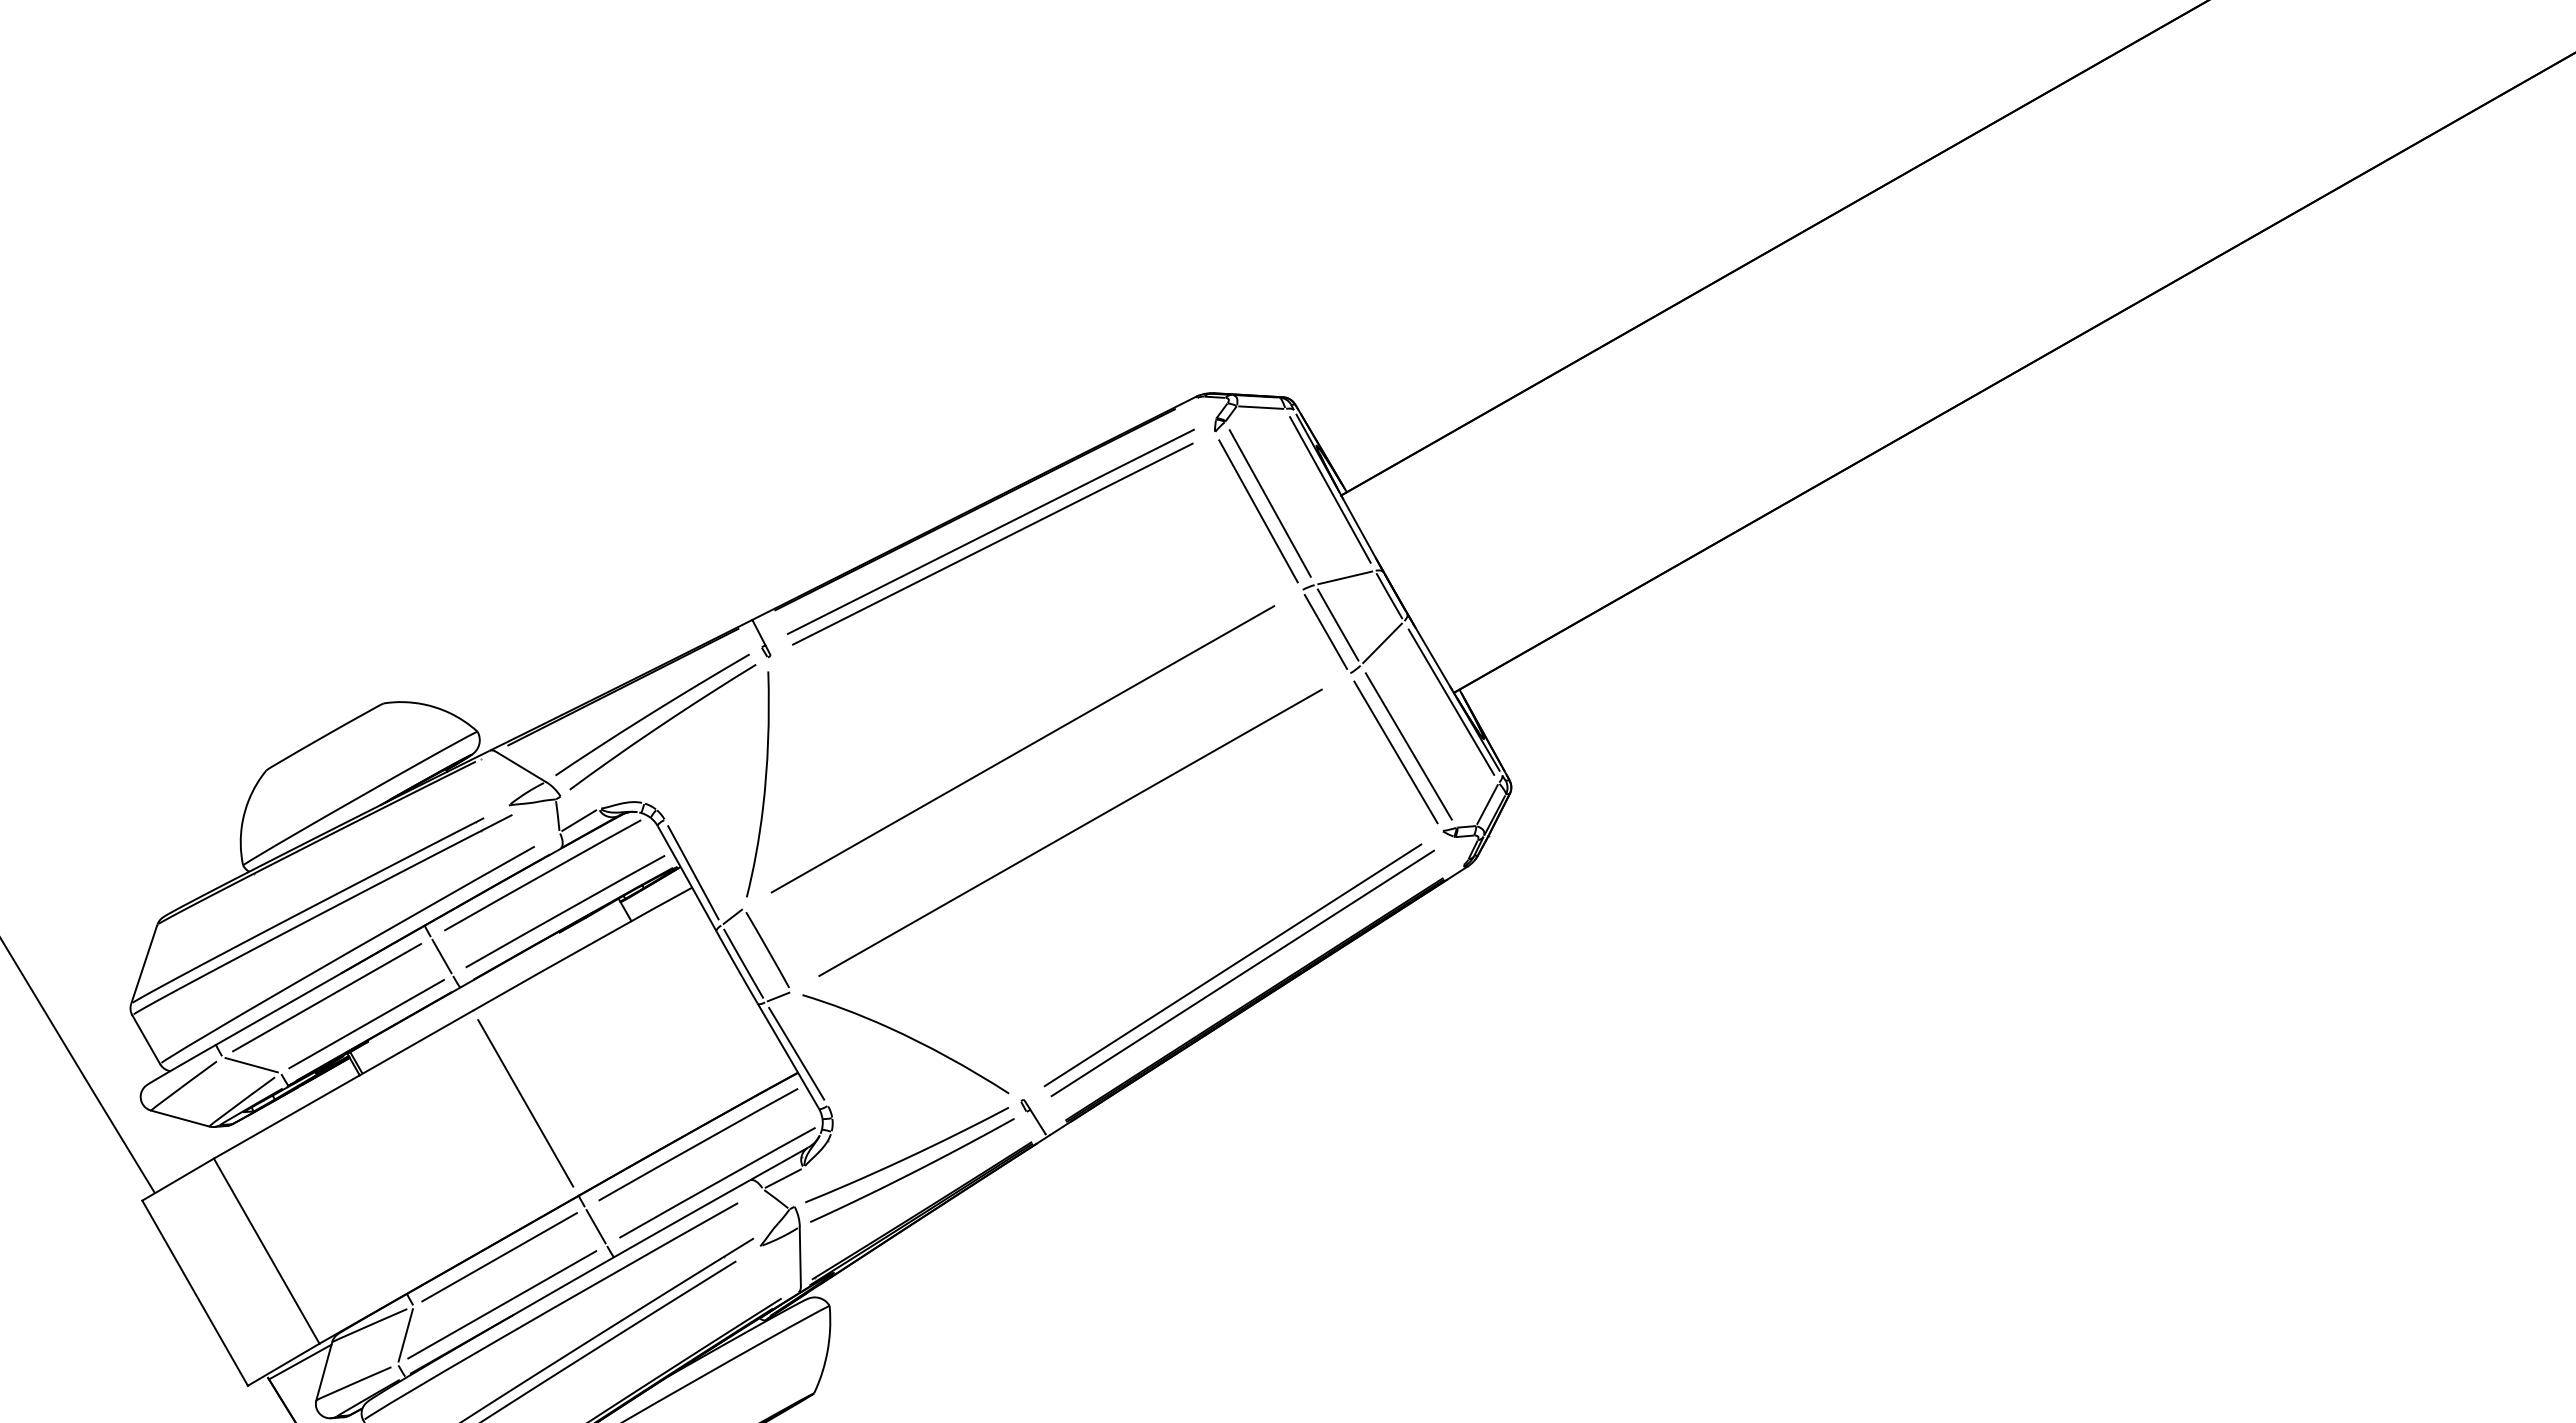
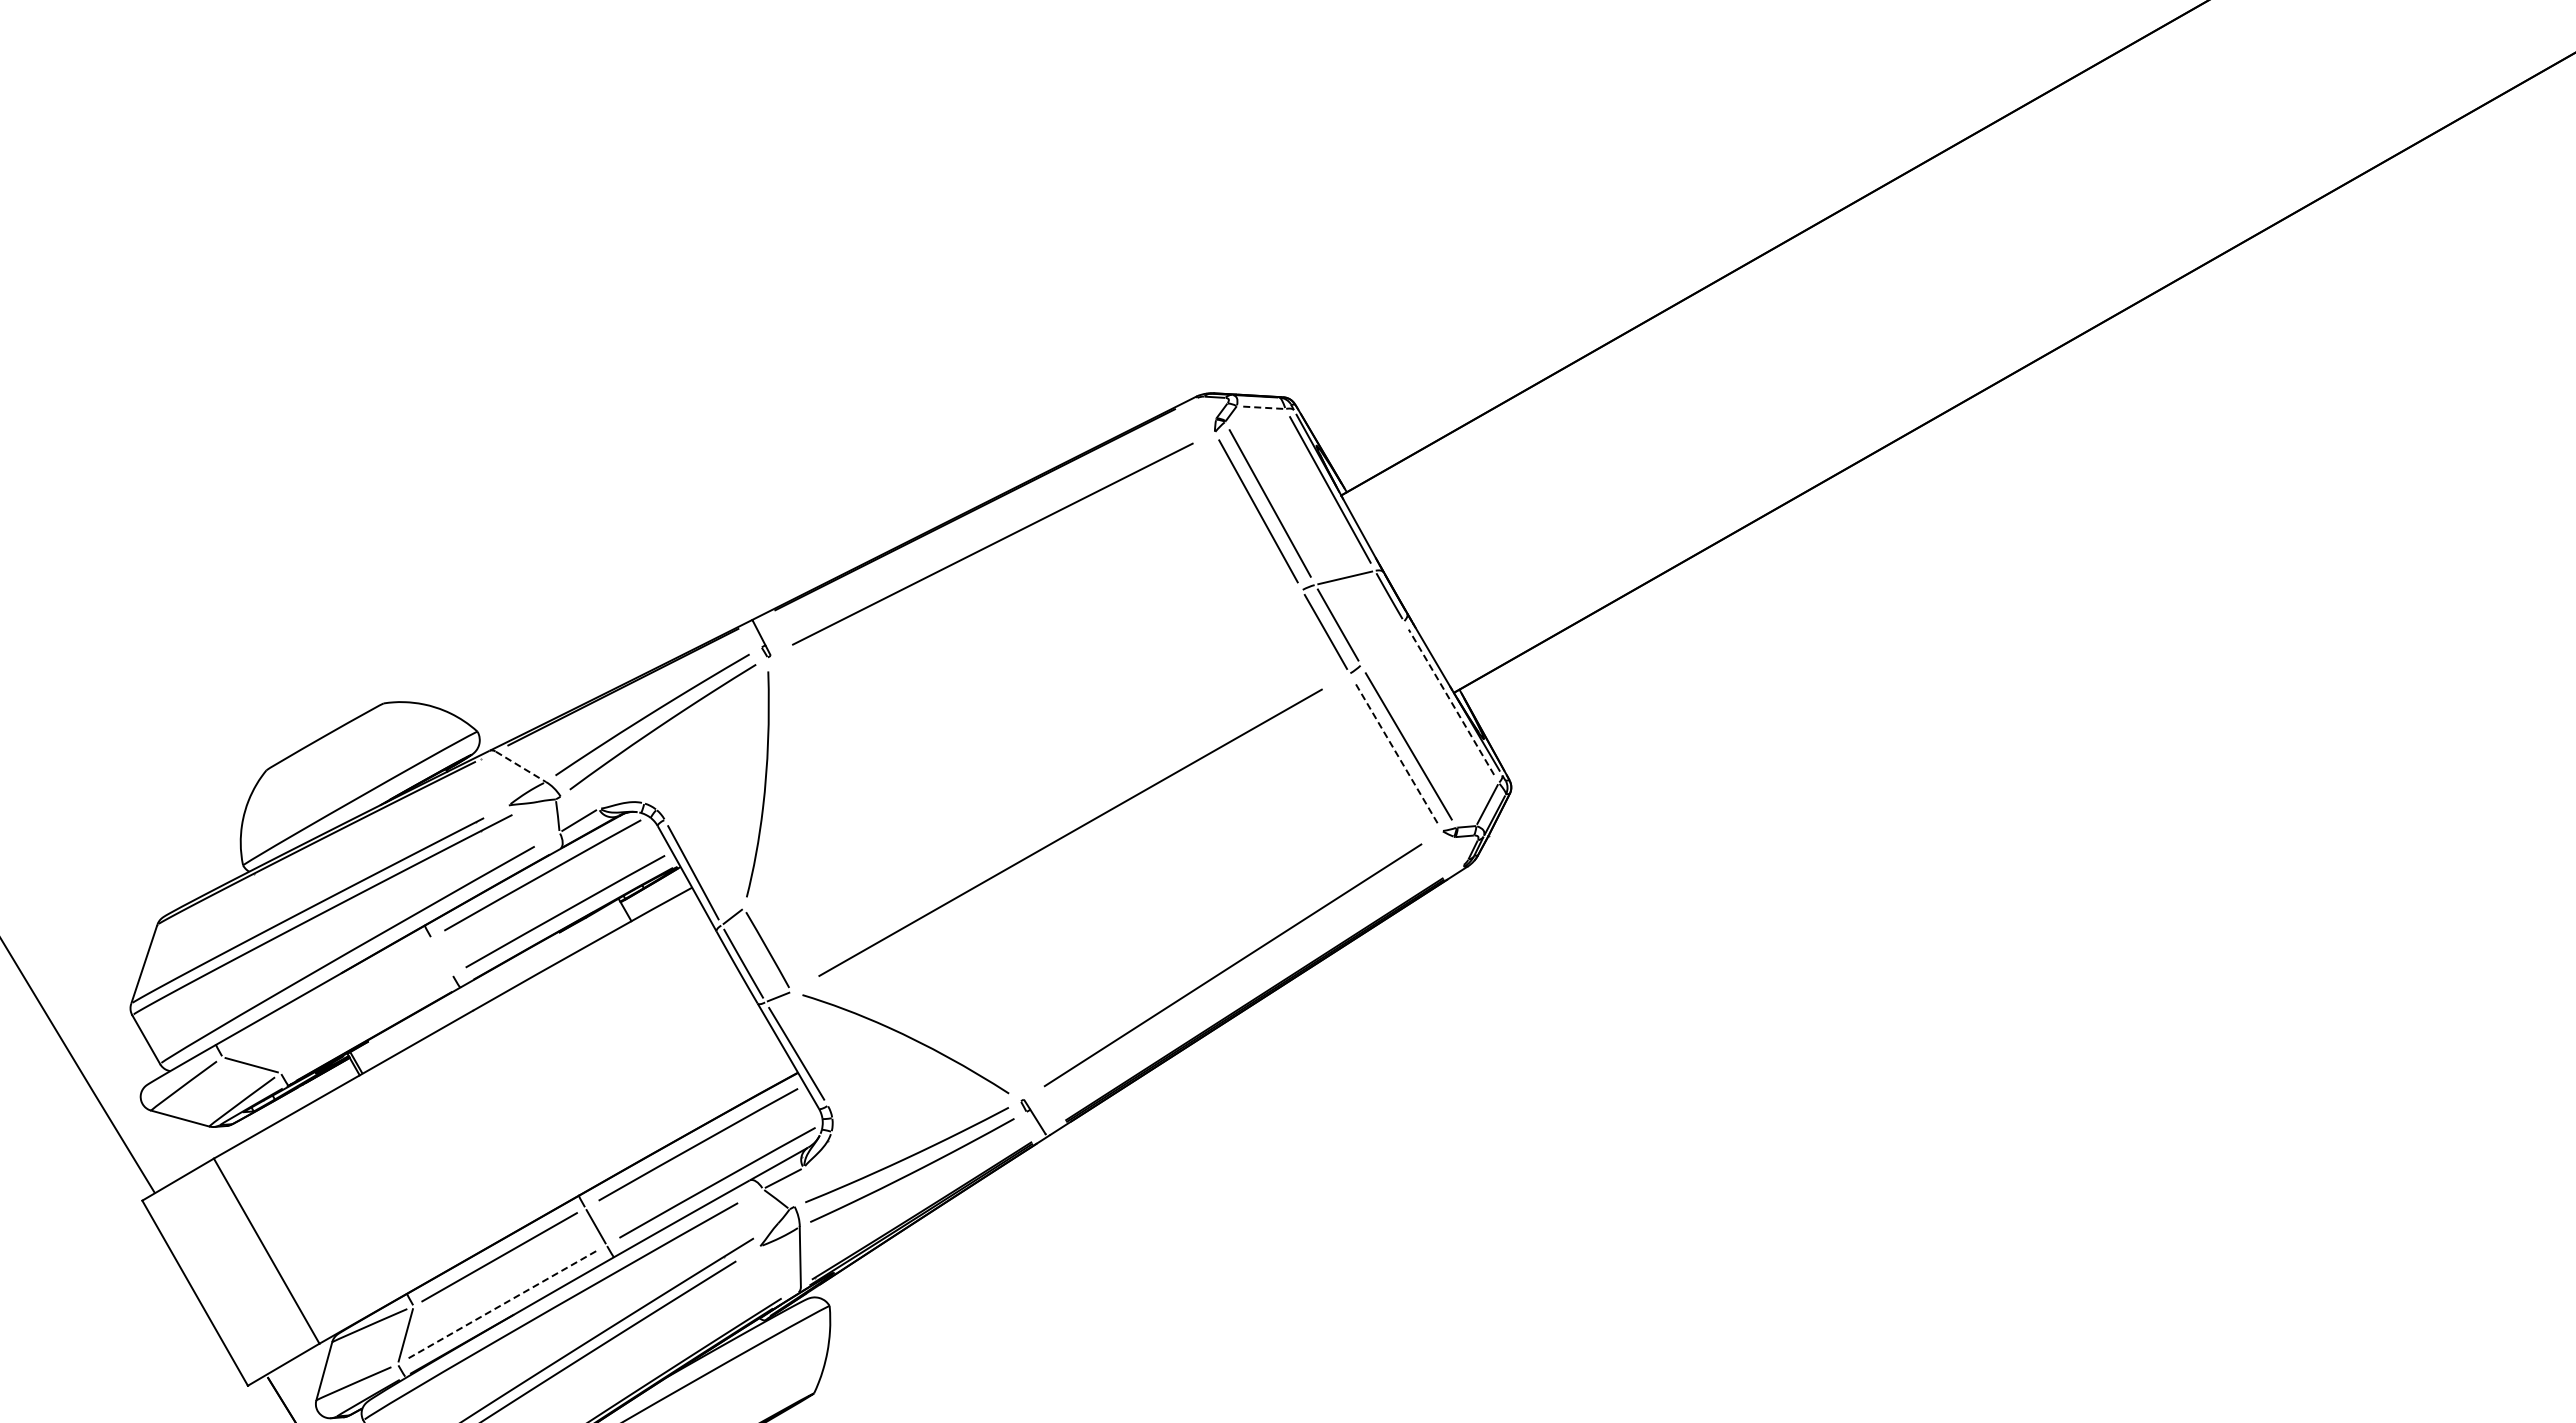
line: solid -> dashed (1260, 407)
line: present -> none (990, 531)
line: present -> none (1382, 643)
line: solid -> dashed (1451, 701)
line: present -> none (1022, 749)
line: solid -> dashed (1395, 751)
line: solid -> dashed (521, 767)
line: present -> none (441, 956)
line: present -> none (1242, 973)
line: present -> none (327, 997)
line: present -> none (366, 1023)
line: present -> none (525, 1103)
line: solid -> dashed (501, 1305)
line: present -> none (300, 1361)
